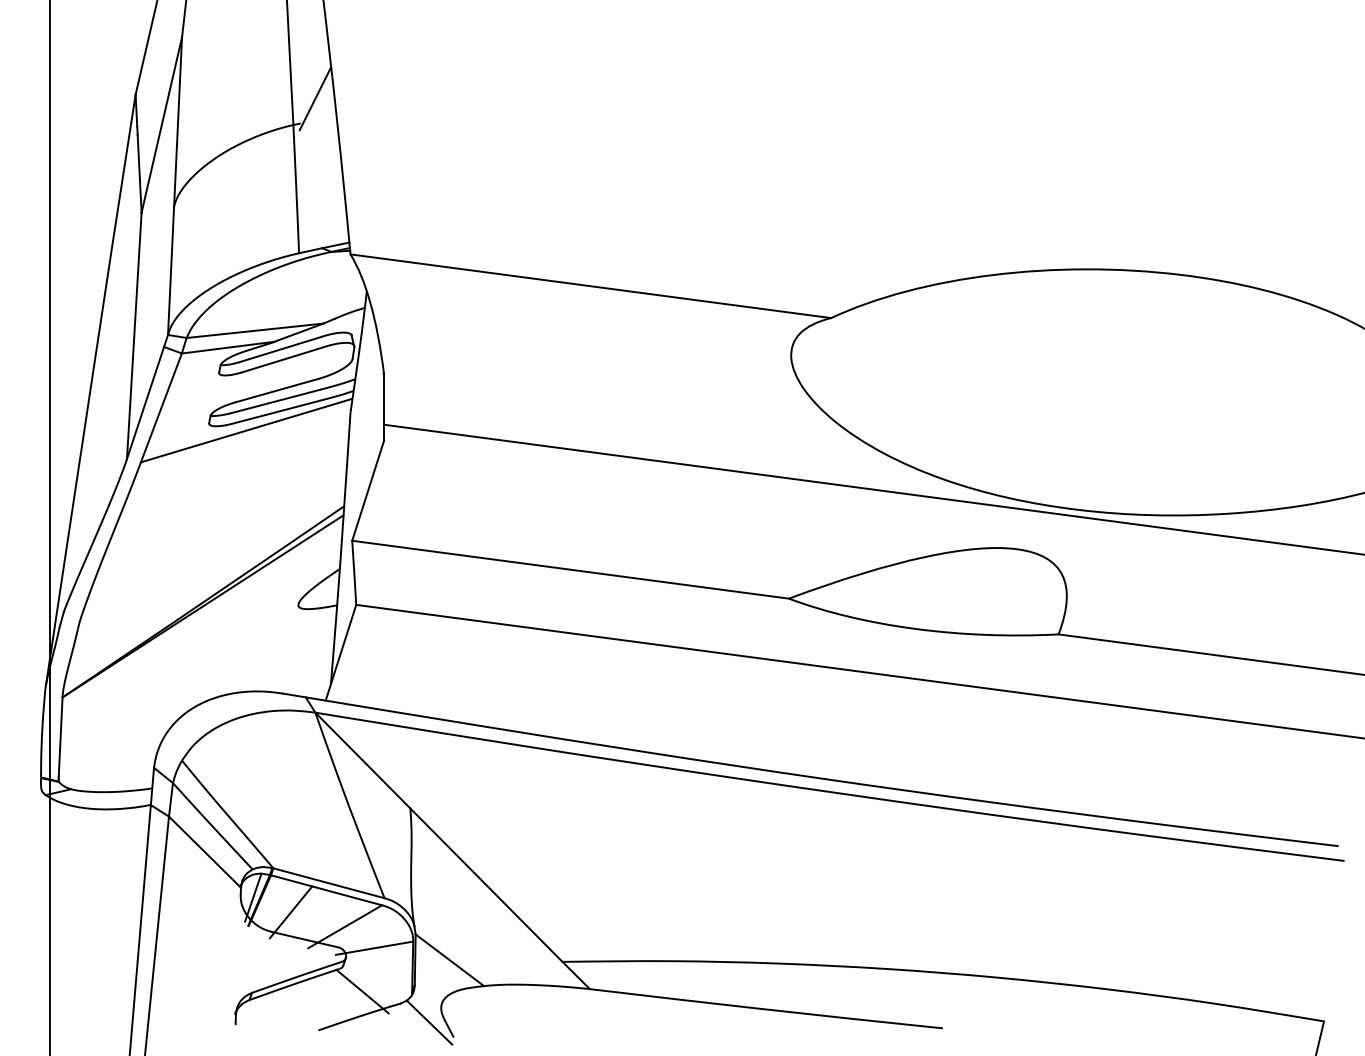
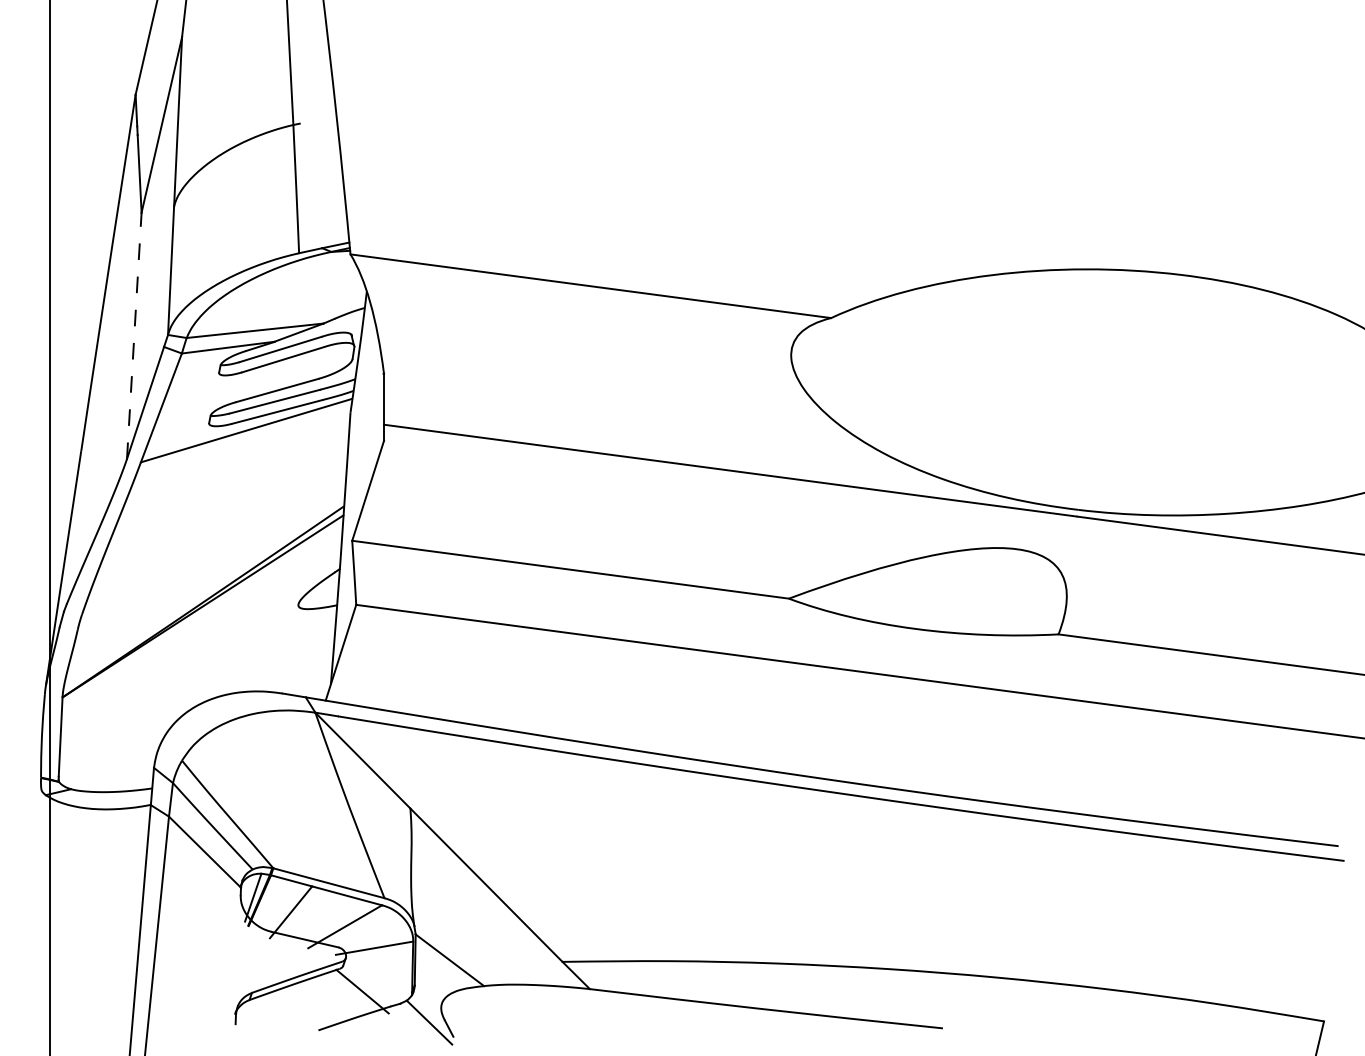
line: present -> none (315, 98)
line: solid -> dashed (134, 335)
